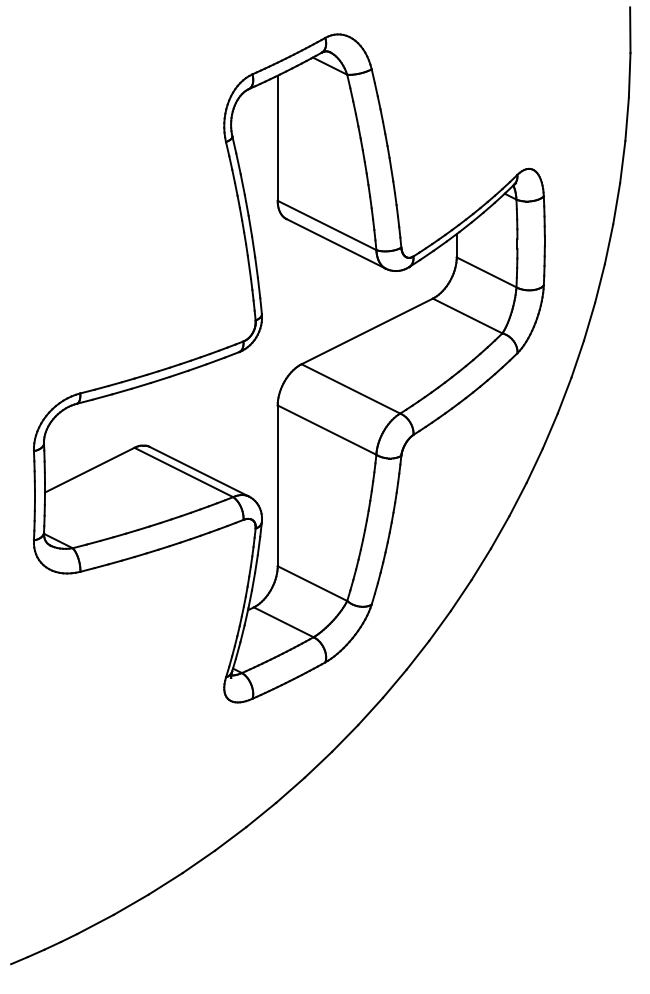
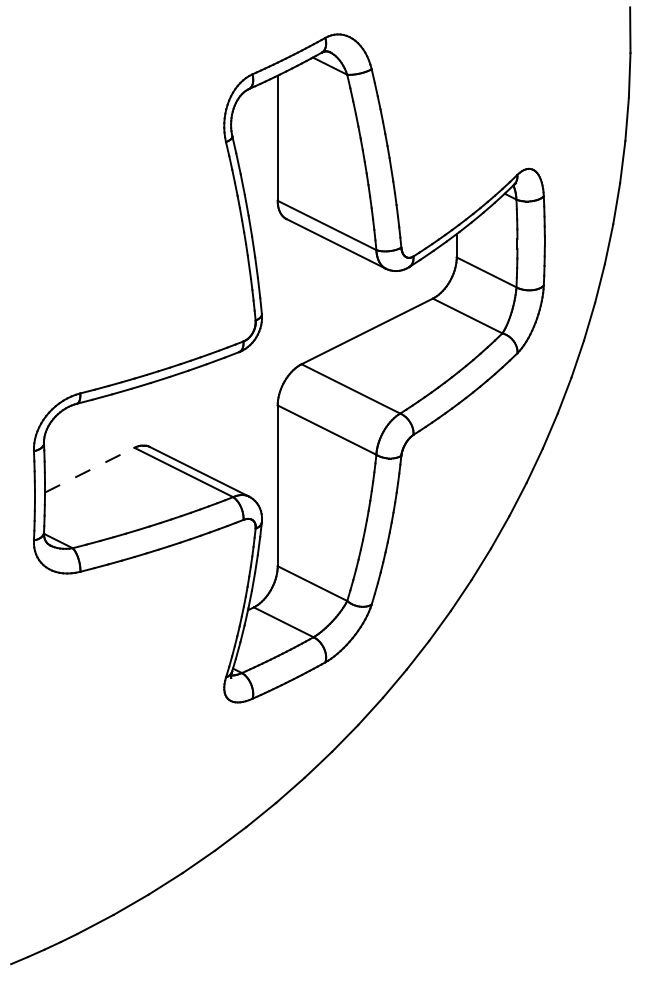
line: solid -> dashed (90, 469)
